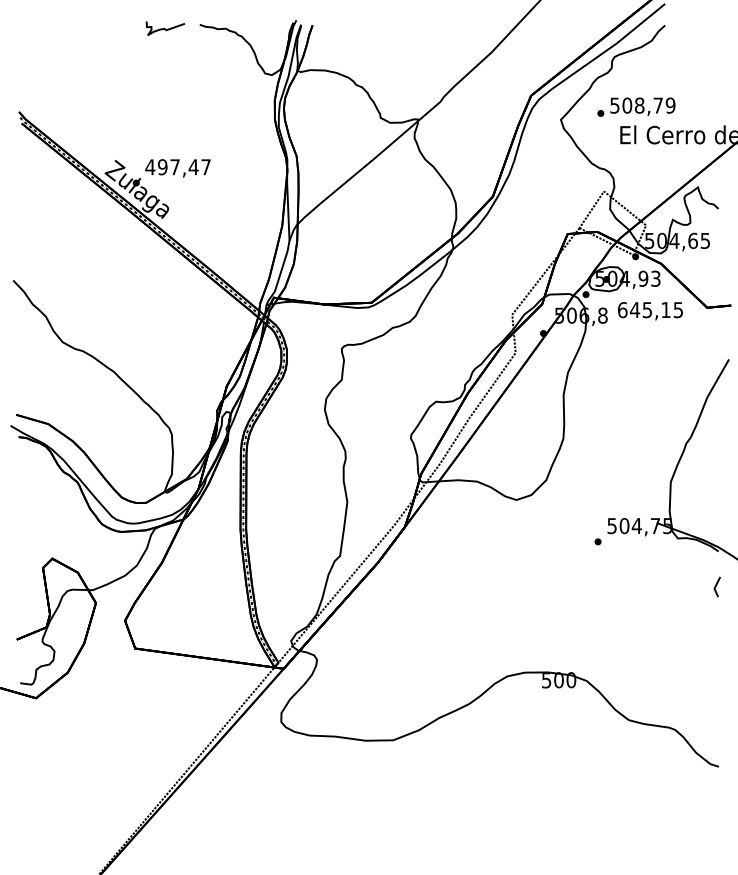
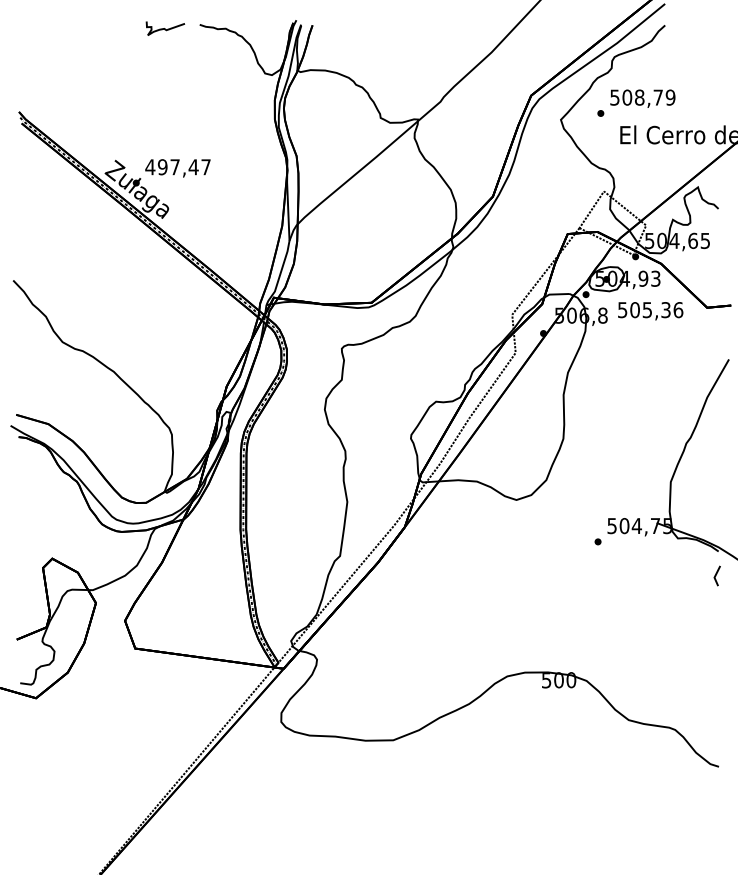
text position: (642, 106) -> (642, 98) (642, 98)
text: 645,15 -> 505,36 (650, 310)
line position: (716, 586) -> (716, 575) (716, 575)
